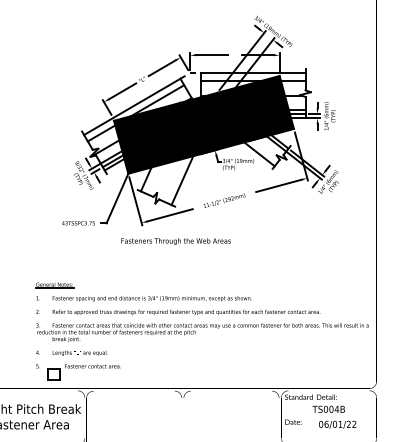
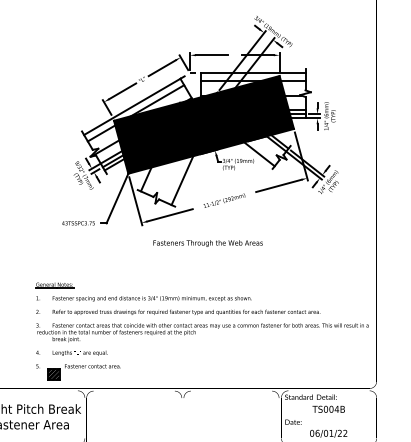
text position: (175, 241) -> (207, 243) (207, 243)
hatch: none -> present (53, 374)
text position: (337, 424) -> (328, 433) (328, 433)
